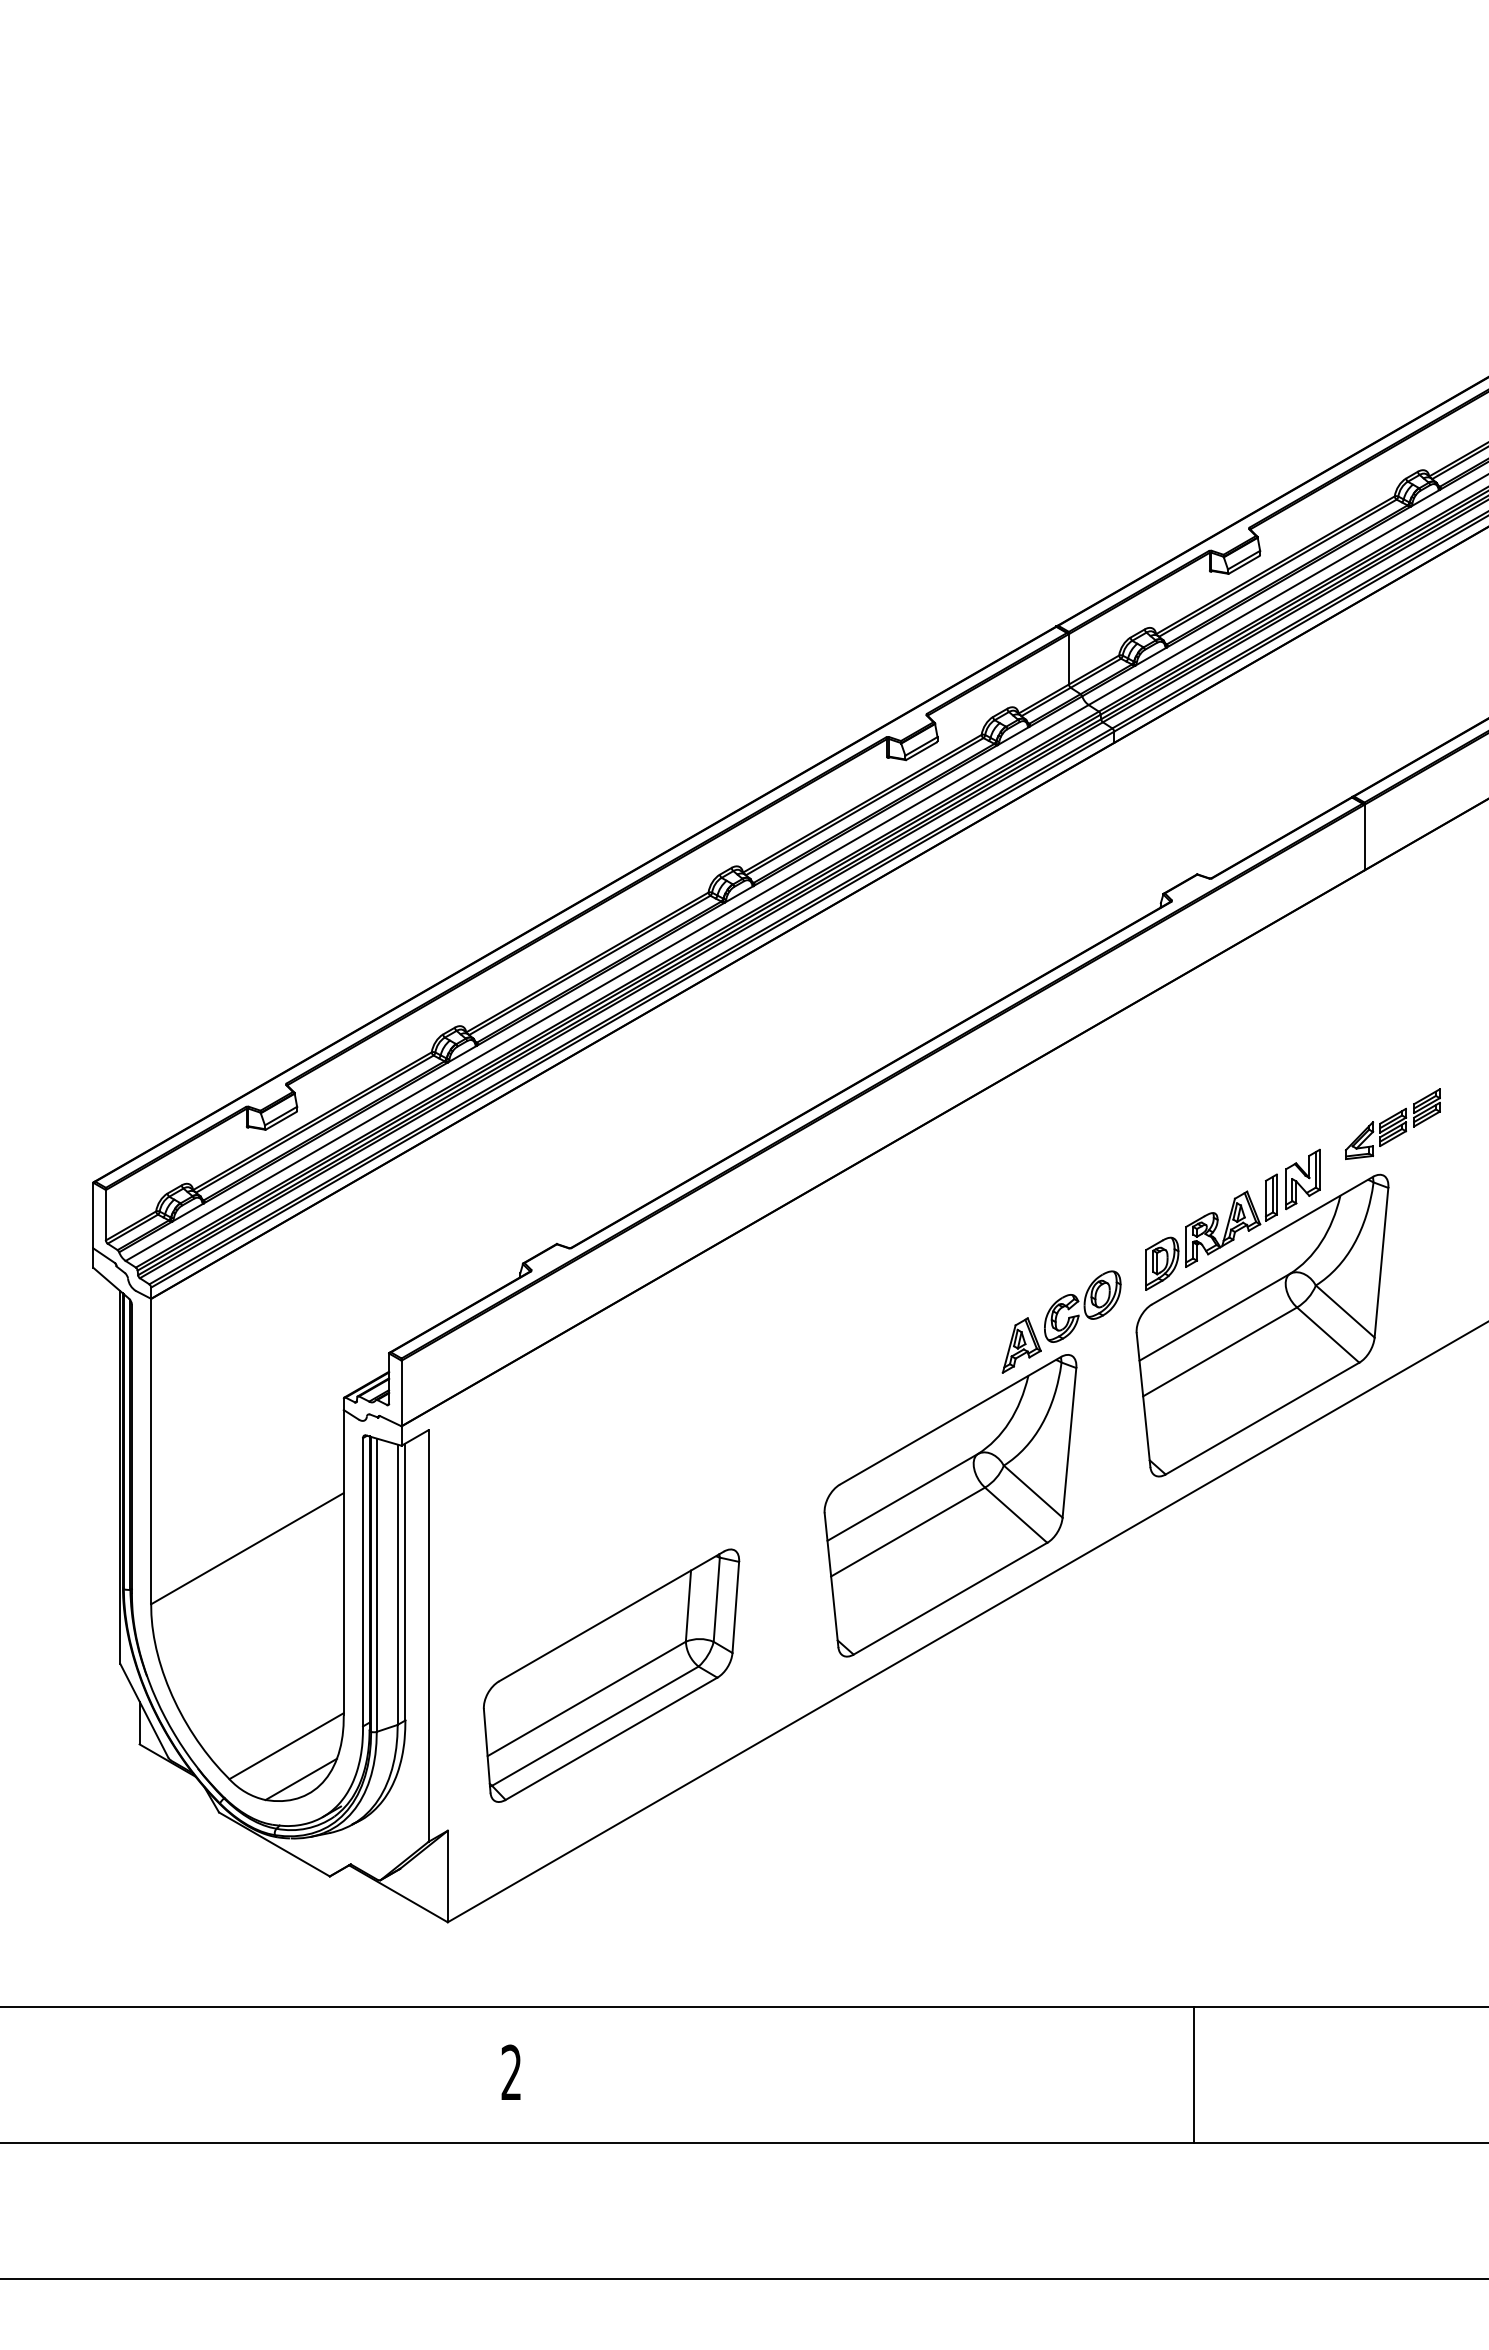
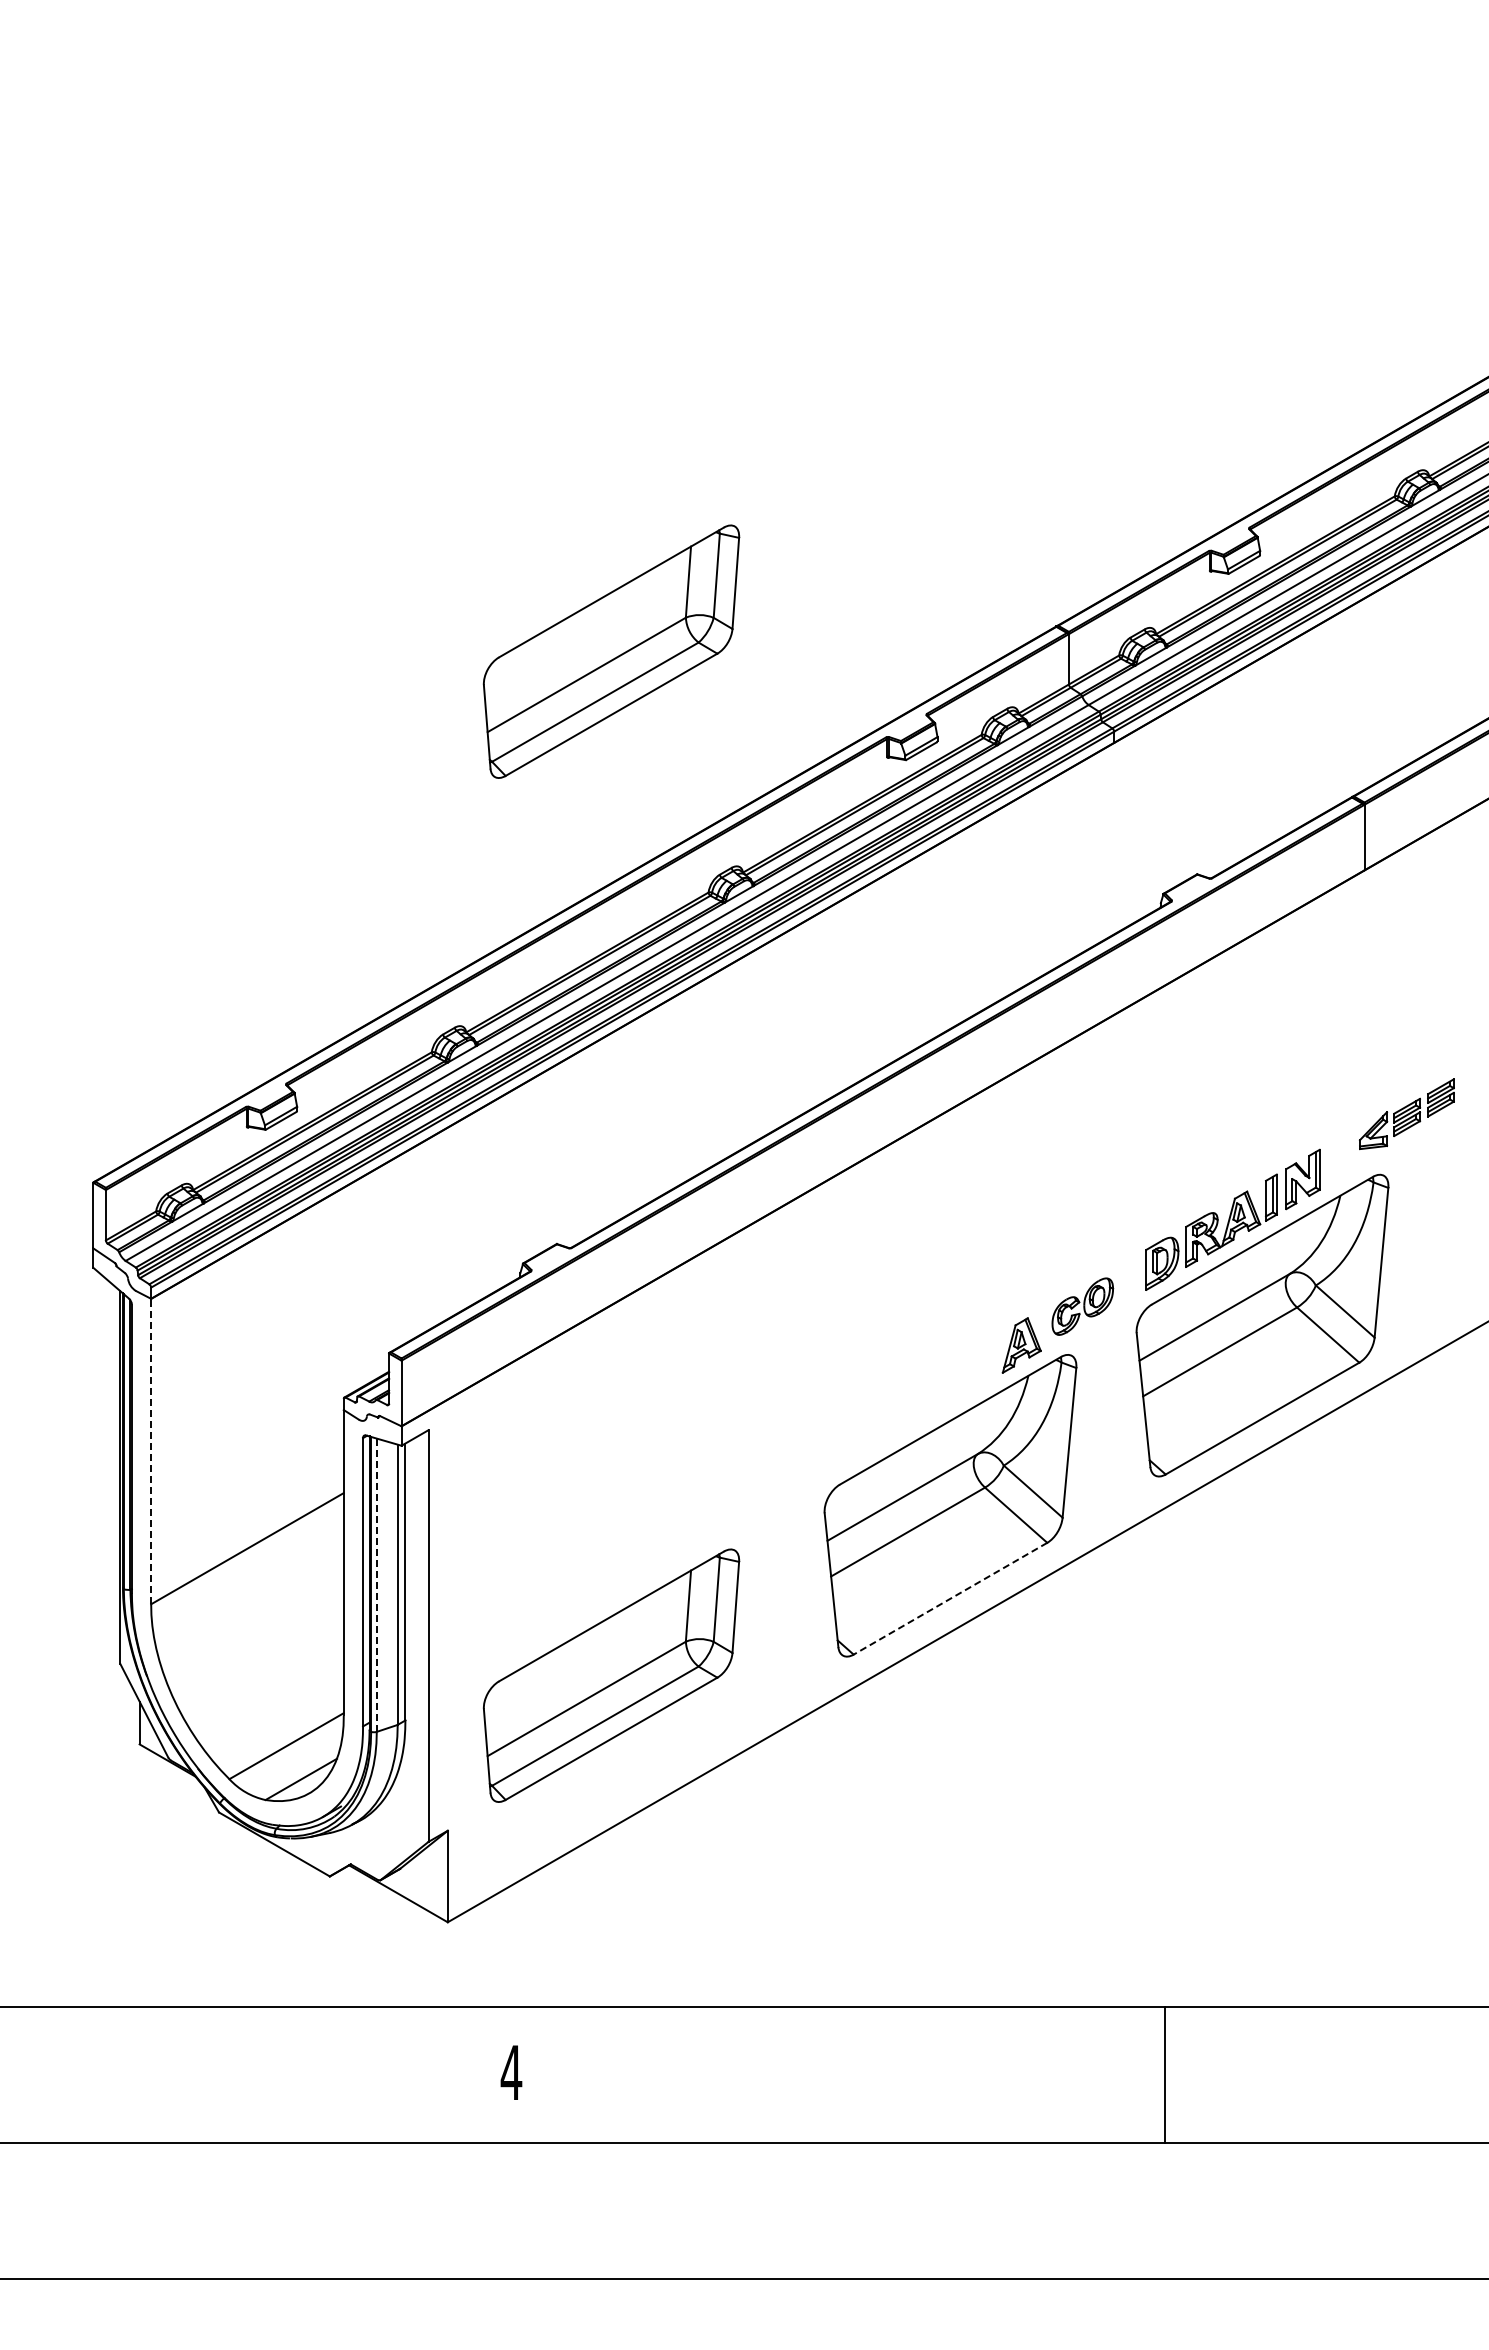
part: none -> present (611, 651)
part position: (1392, 1124) -> (1406, 1114) (1406, 1114)
part size: 78x73 px -> 64x59 px (1082, 1306)
line: solid -> dashed (151, 1451)
line: solid -> dashed (376, 1585)
line: solid -> dashed (950, 1598)
text: 2 -> 4 (511, 2071)
line position: (1194, 2075) -> (1165, 2075) (1165, 2075)
